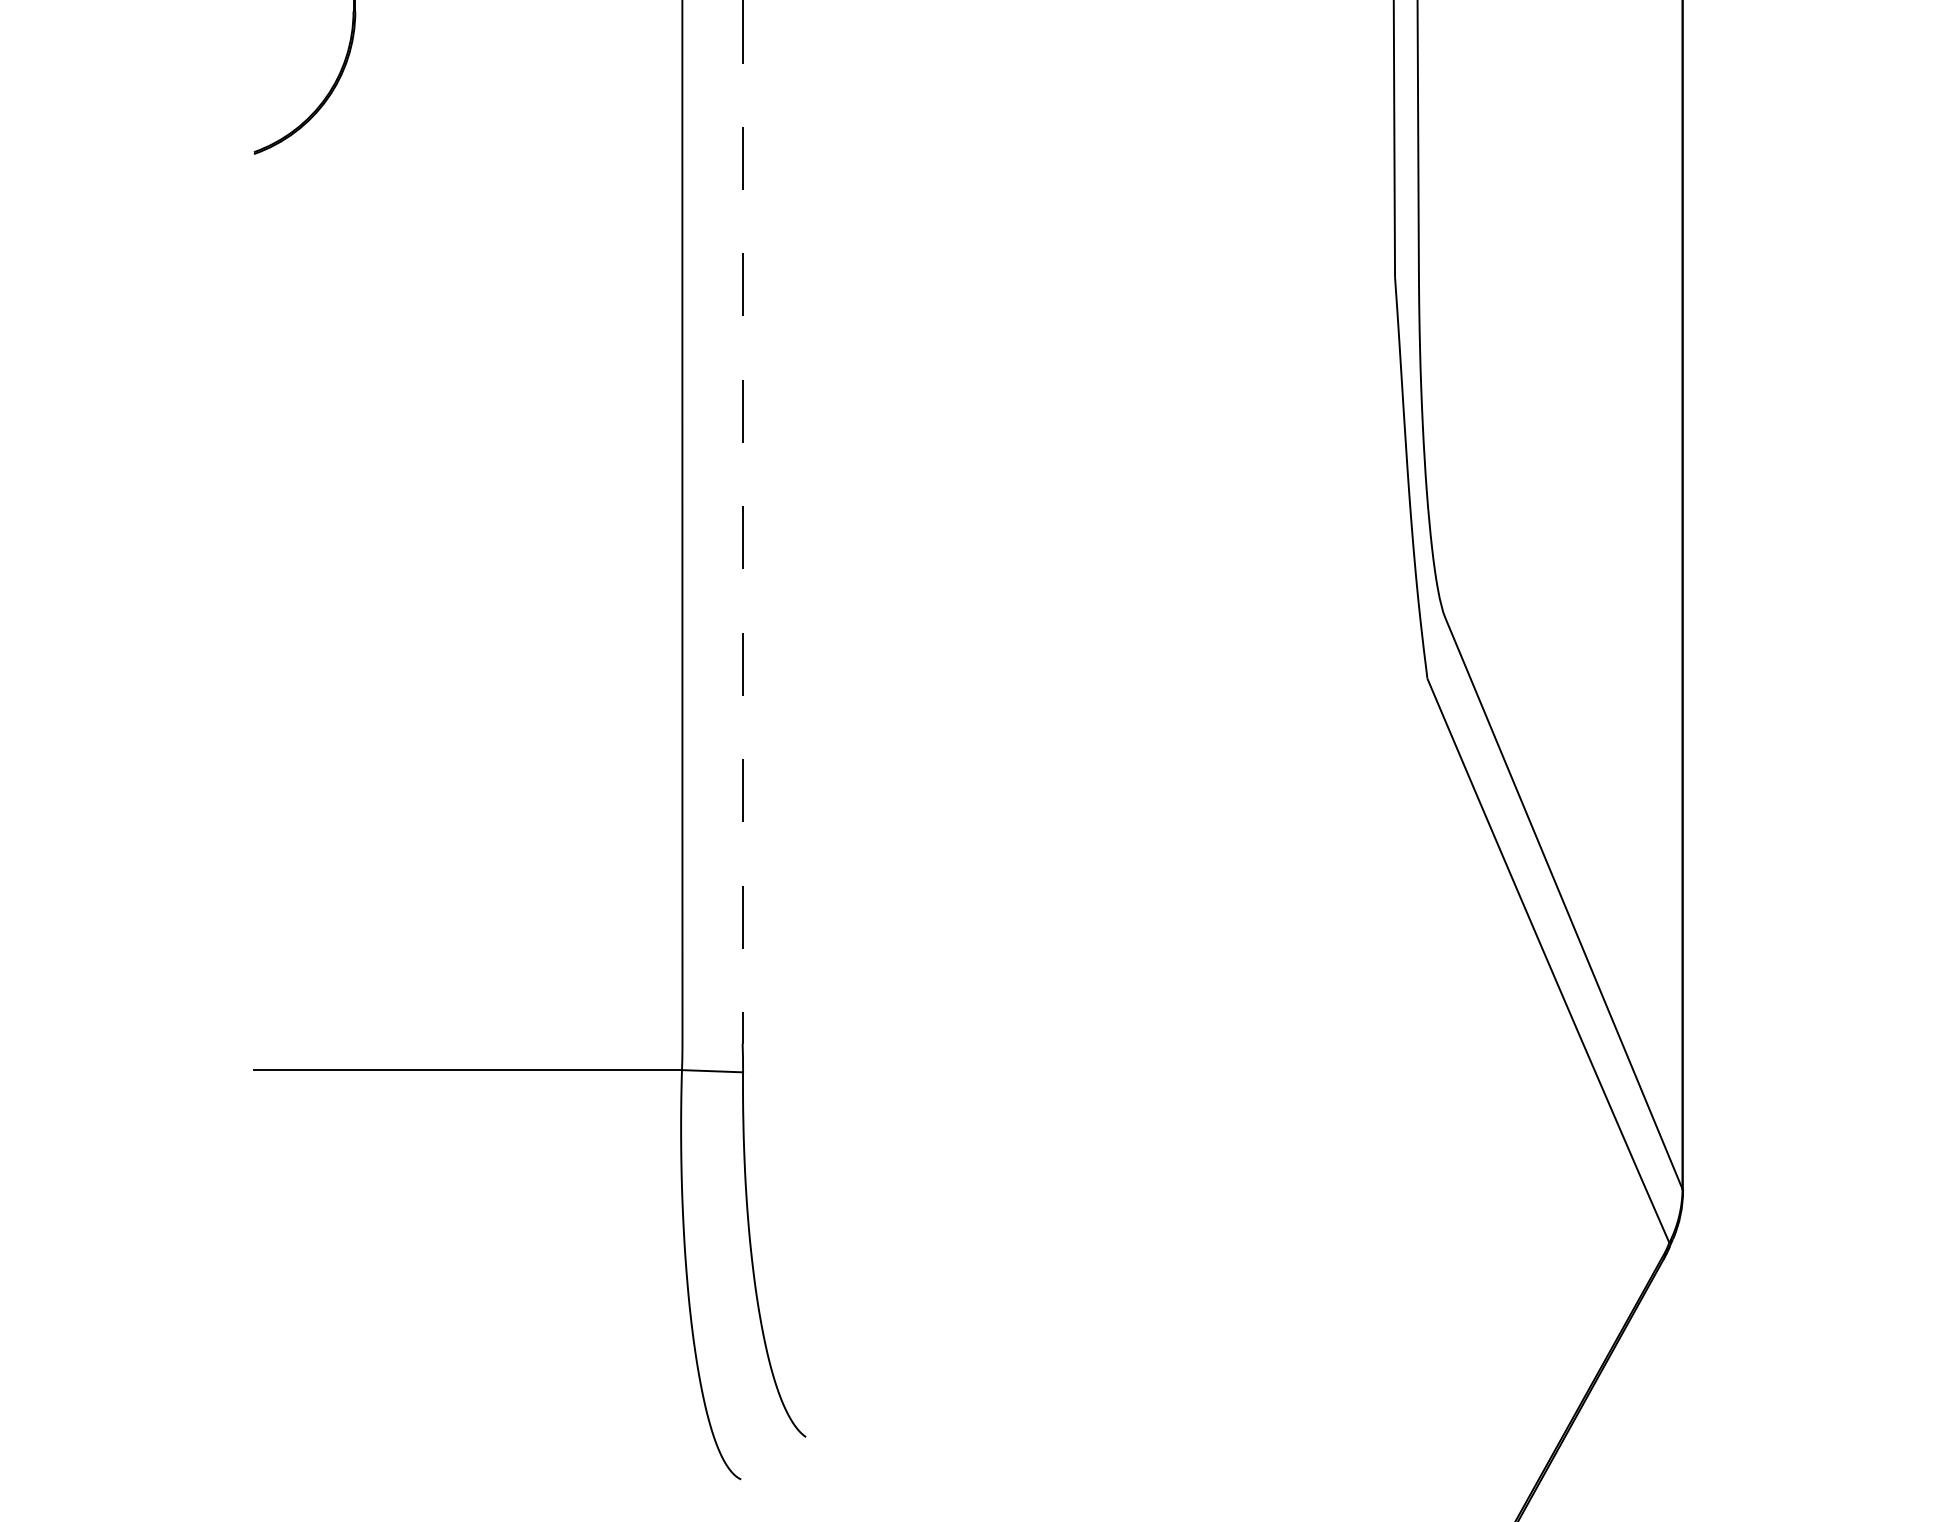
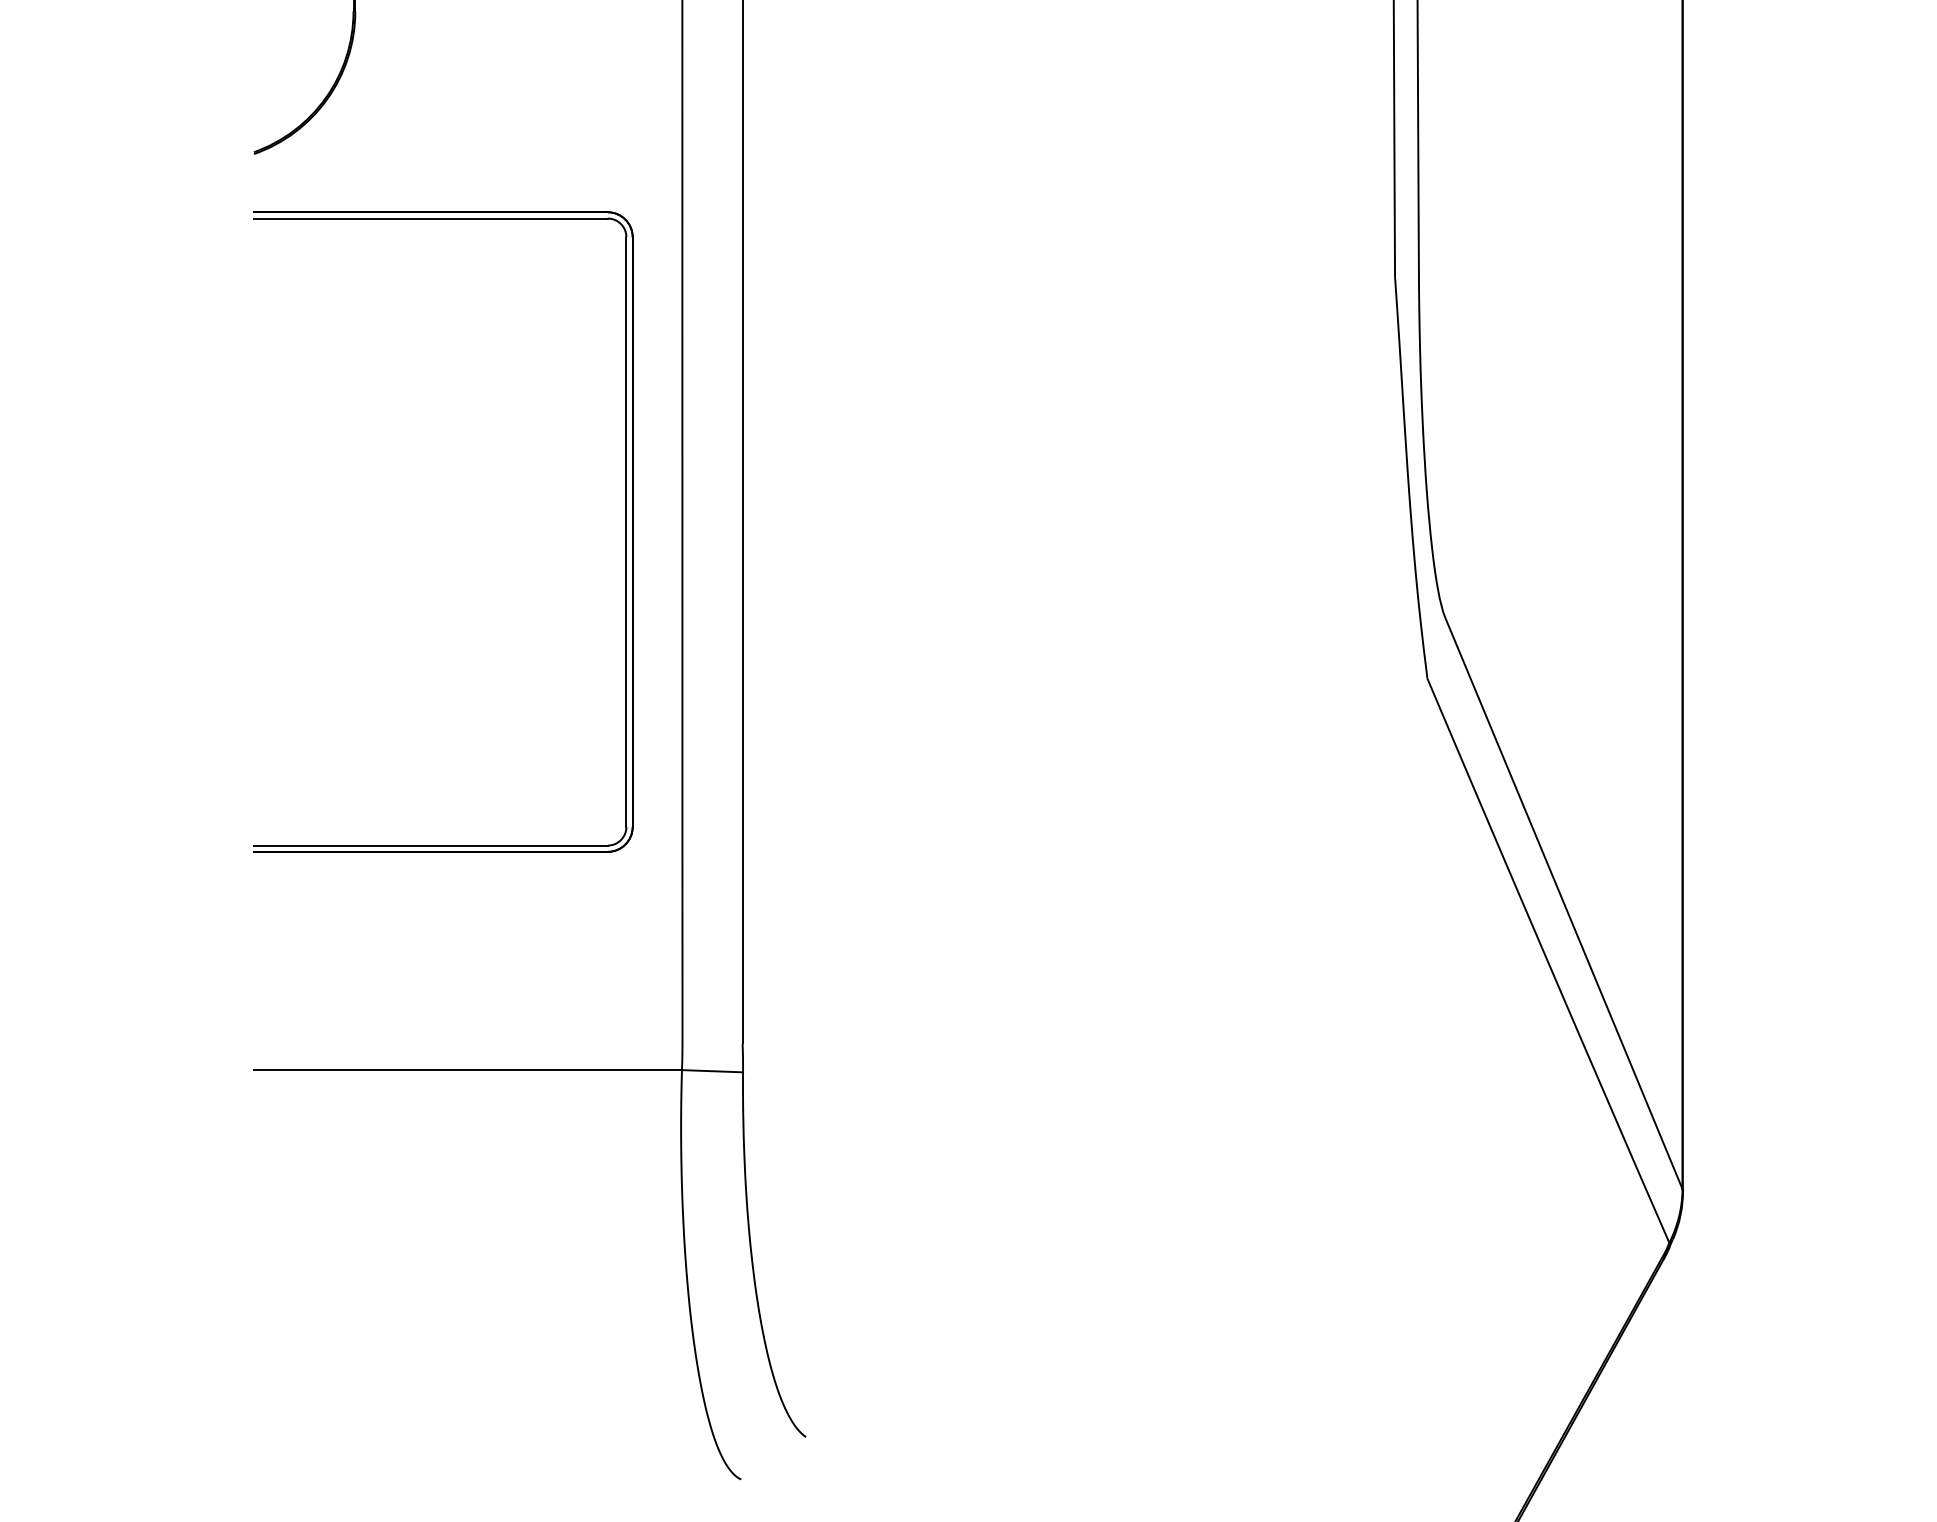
line: dashed -> solid (742, 522)
part: none -> present (625, 531)
